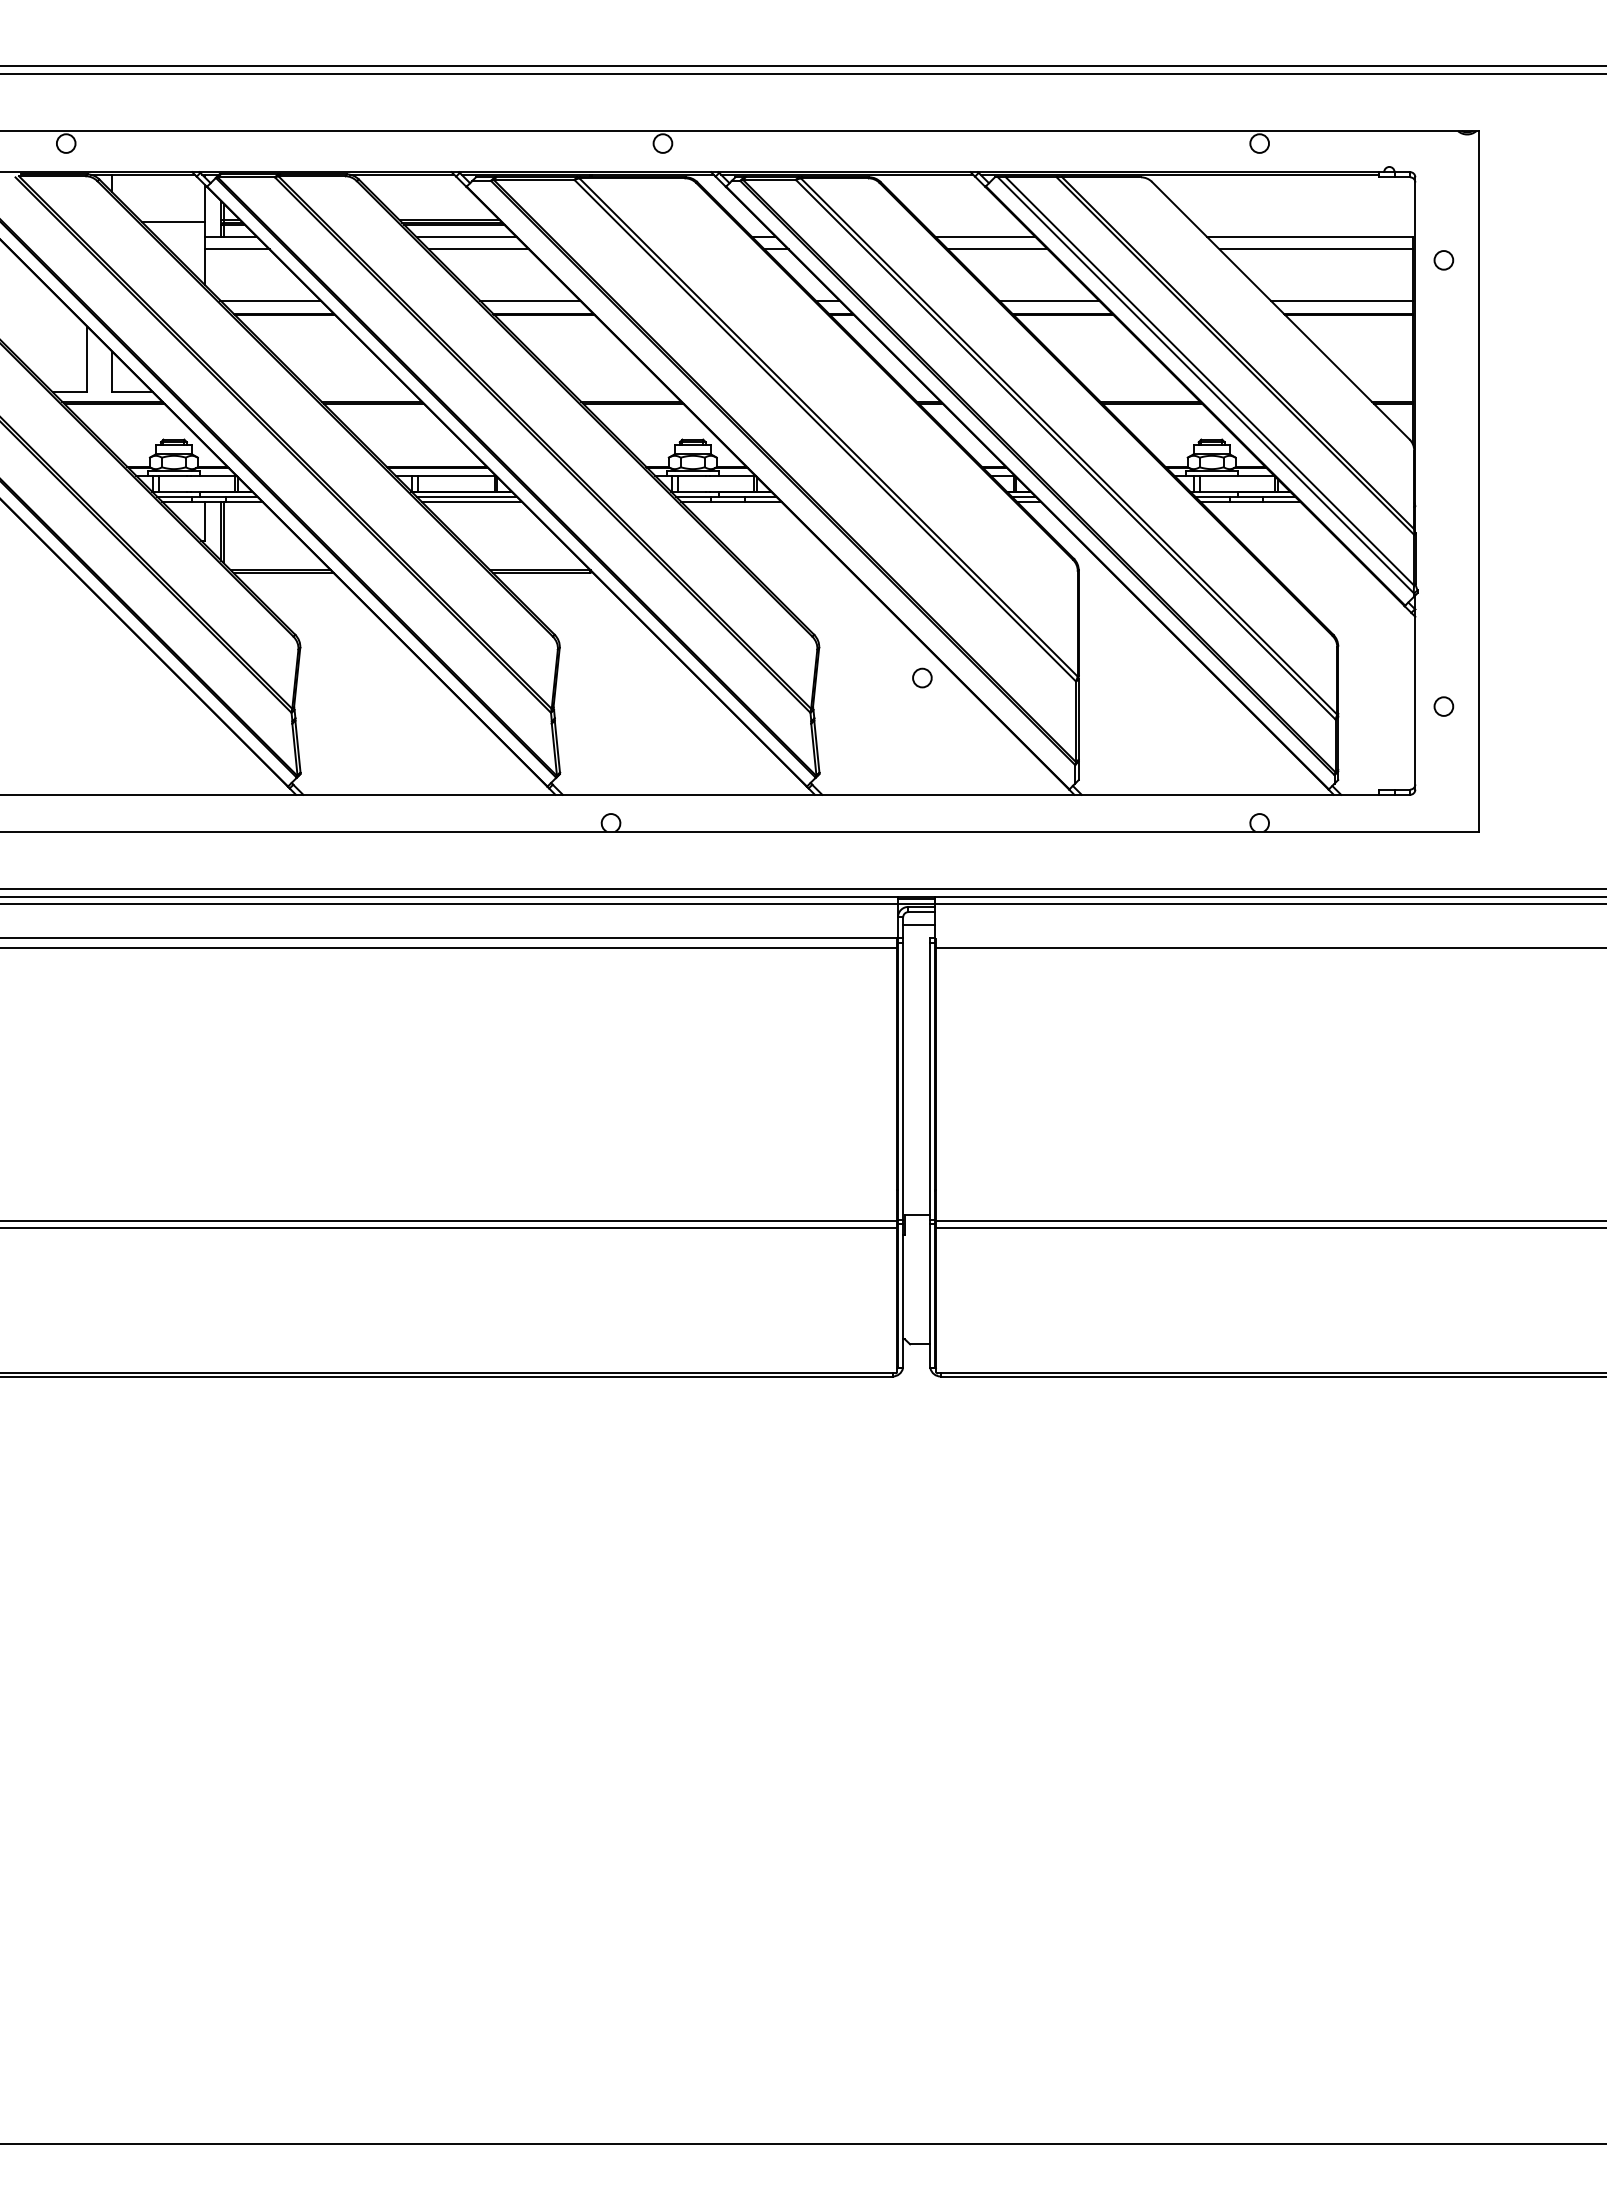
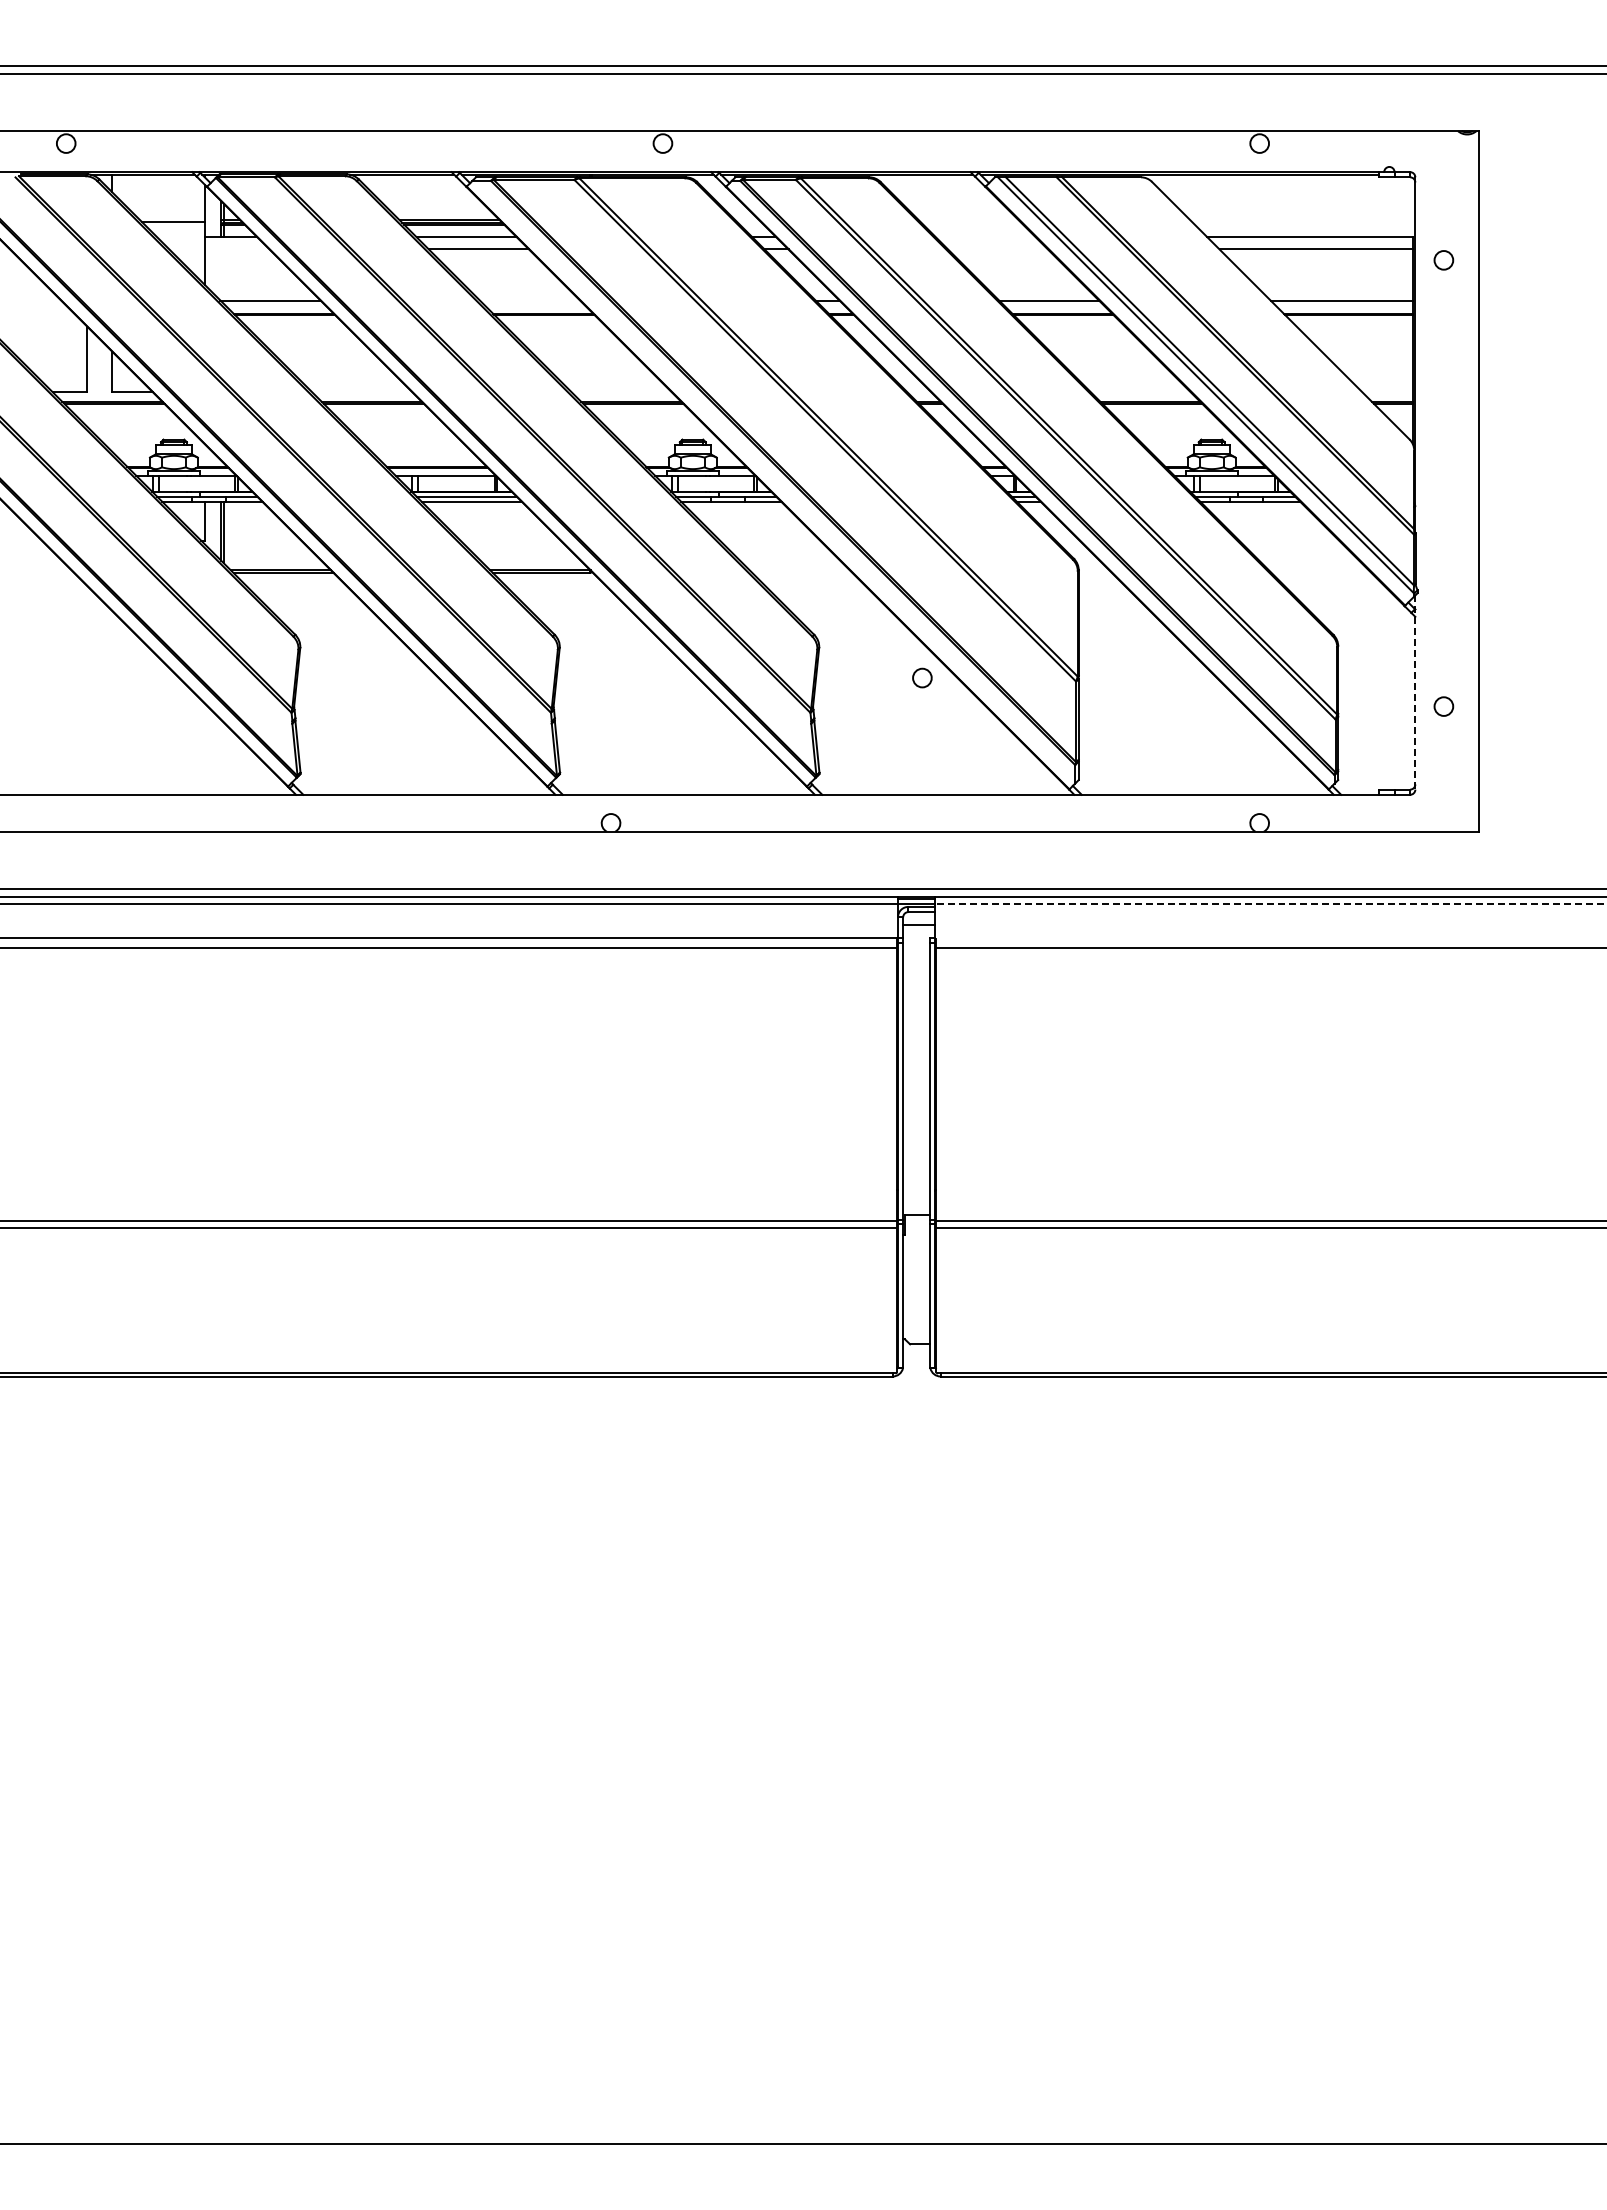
line: present -> none (985, 237)
line: present -> none (236, 249)
line: present -> none (997, 249)
line: present -> none (529, 300)
line: solid -> dashed (1415, 693)
line: solid -> dashed (1270, 904)
